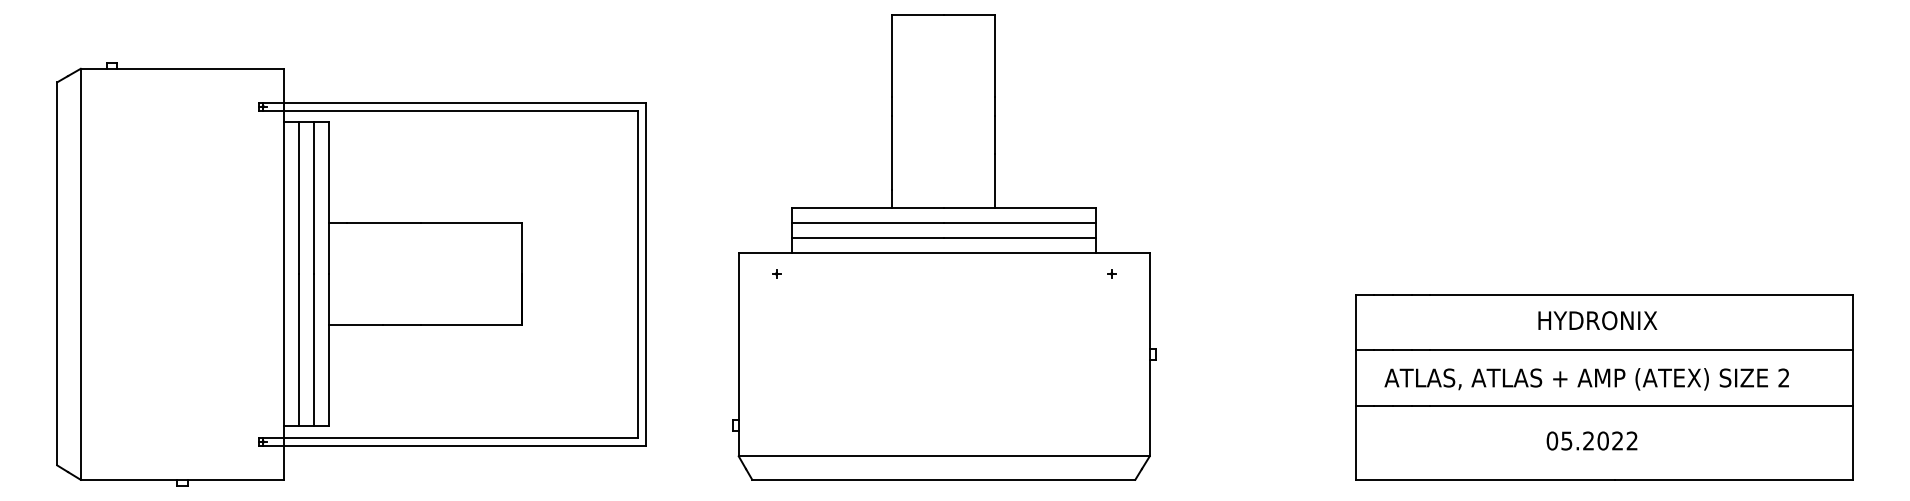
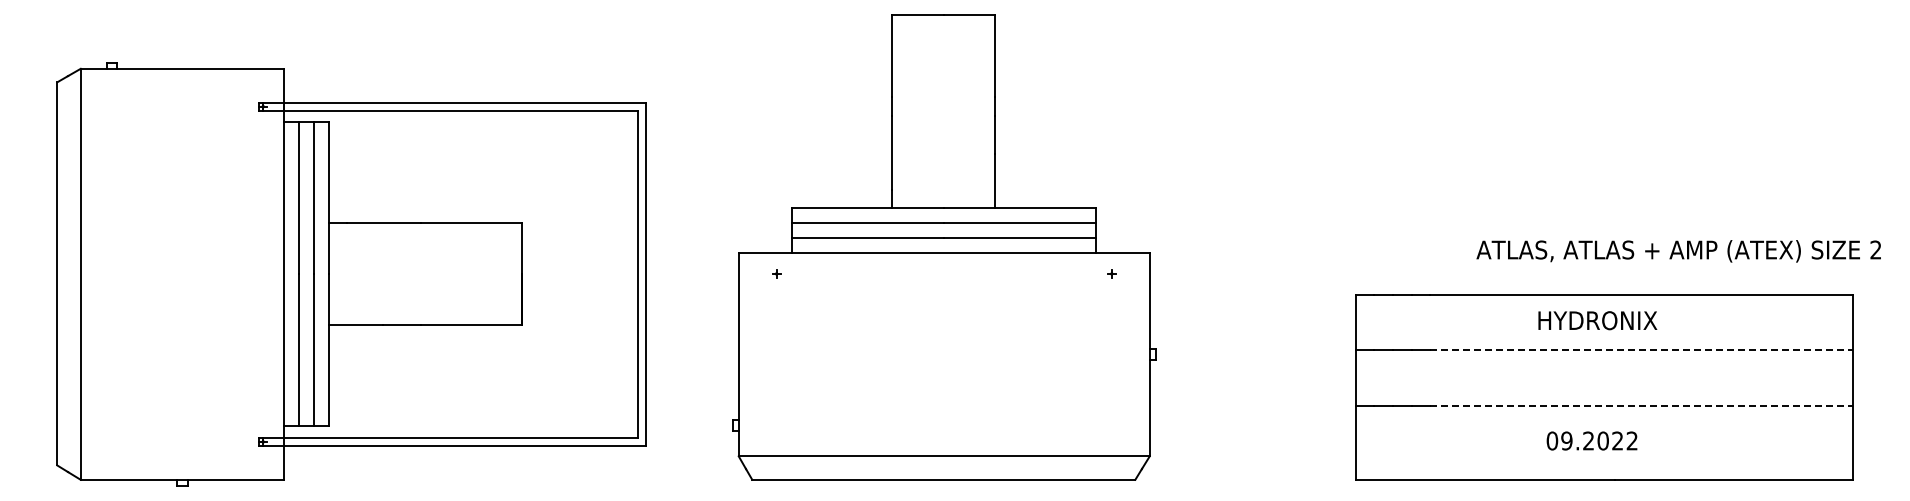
line: solid -> dashed (1641, 350)
text position: (1586, 379) -> (1678, 251) (1678, 251)
line: solid -> dashed (1641, 405)
text: 05.2022 -> 09.2022 (1566, 440)
